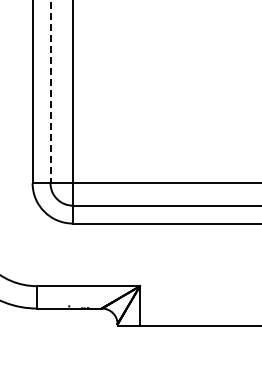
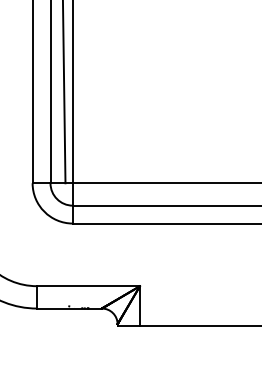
line: dashed -> solid (50, 92)
line: none -> present (63, 92)
